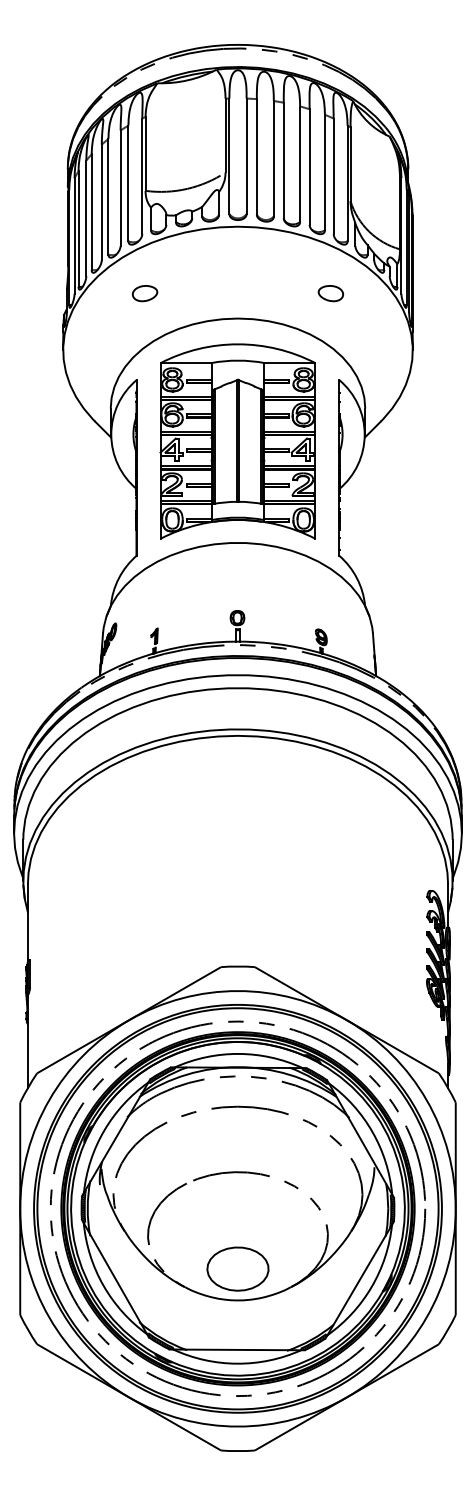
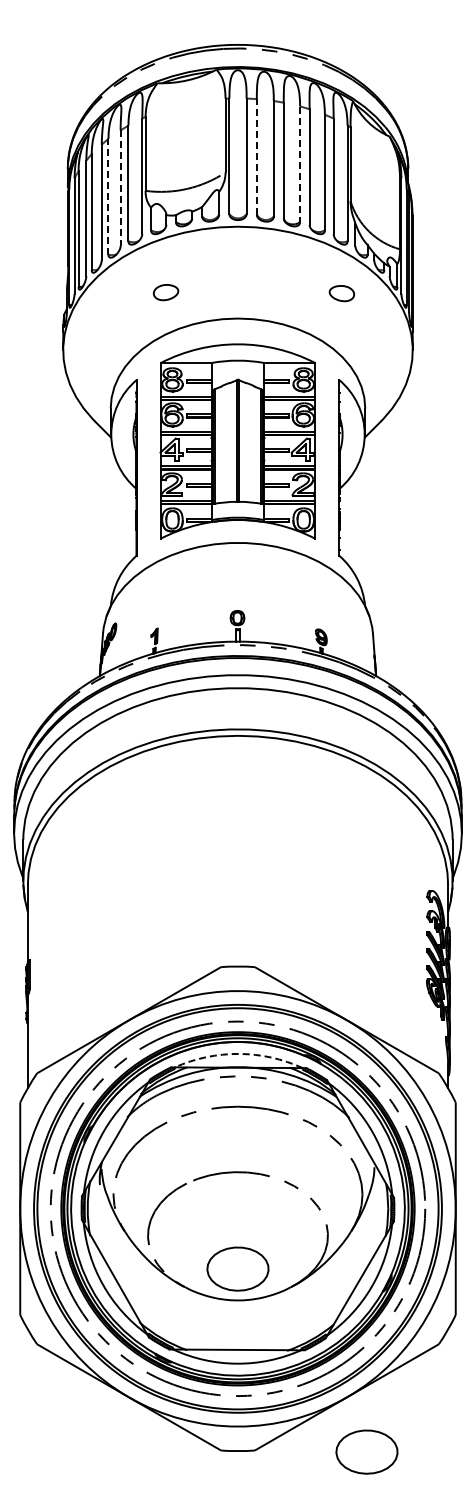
line: solid -> dashed (256, 156)
line: solid -> dashed (300, 164)
line: solid -> dashed (120, 188)
line: solid -> dashed (108, 196)
part position: (144, 293) -> (165, 292) (165, 292)
part position: (330, 293) -> (341, 293) (341, 293)
arc: solid -> dashed (238, 1053)
part: none -> present (366, 1451)
